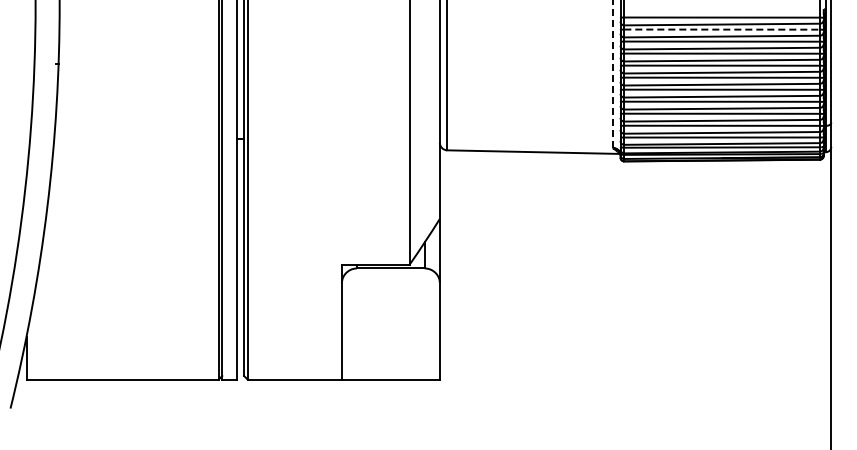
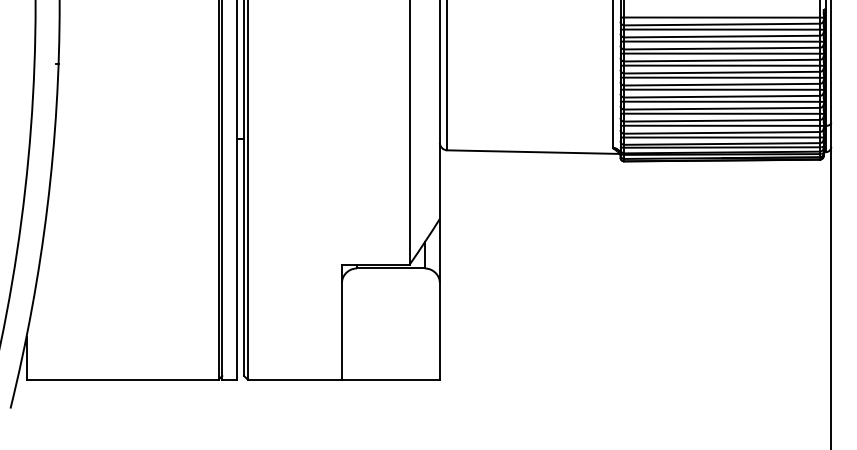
line: dashed -> solid (722, 29)
line: dashed -> solid (613, 74)
